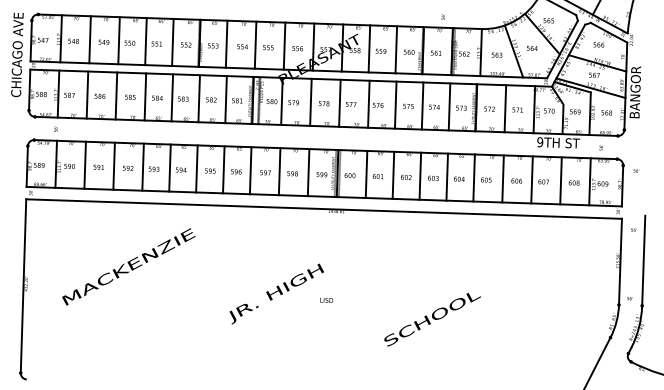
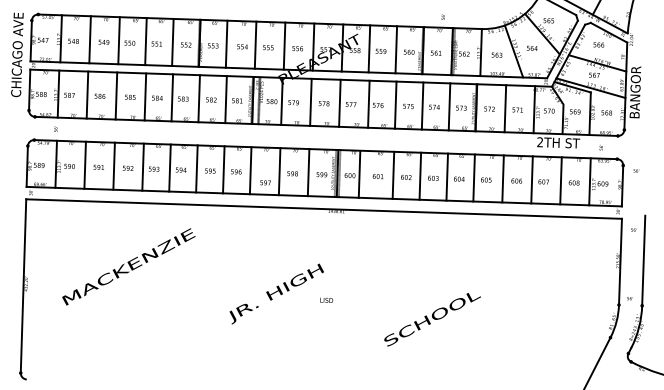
text: 9TH -> 2TH (540, 142)
text position: (265, 172) -> (265, 182) (265, 182)
line position: (366, 174) -> (359, 174) (359, 174)
